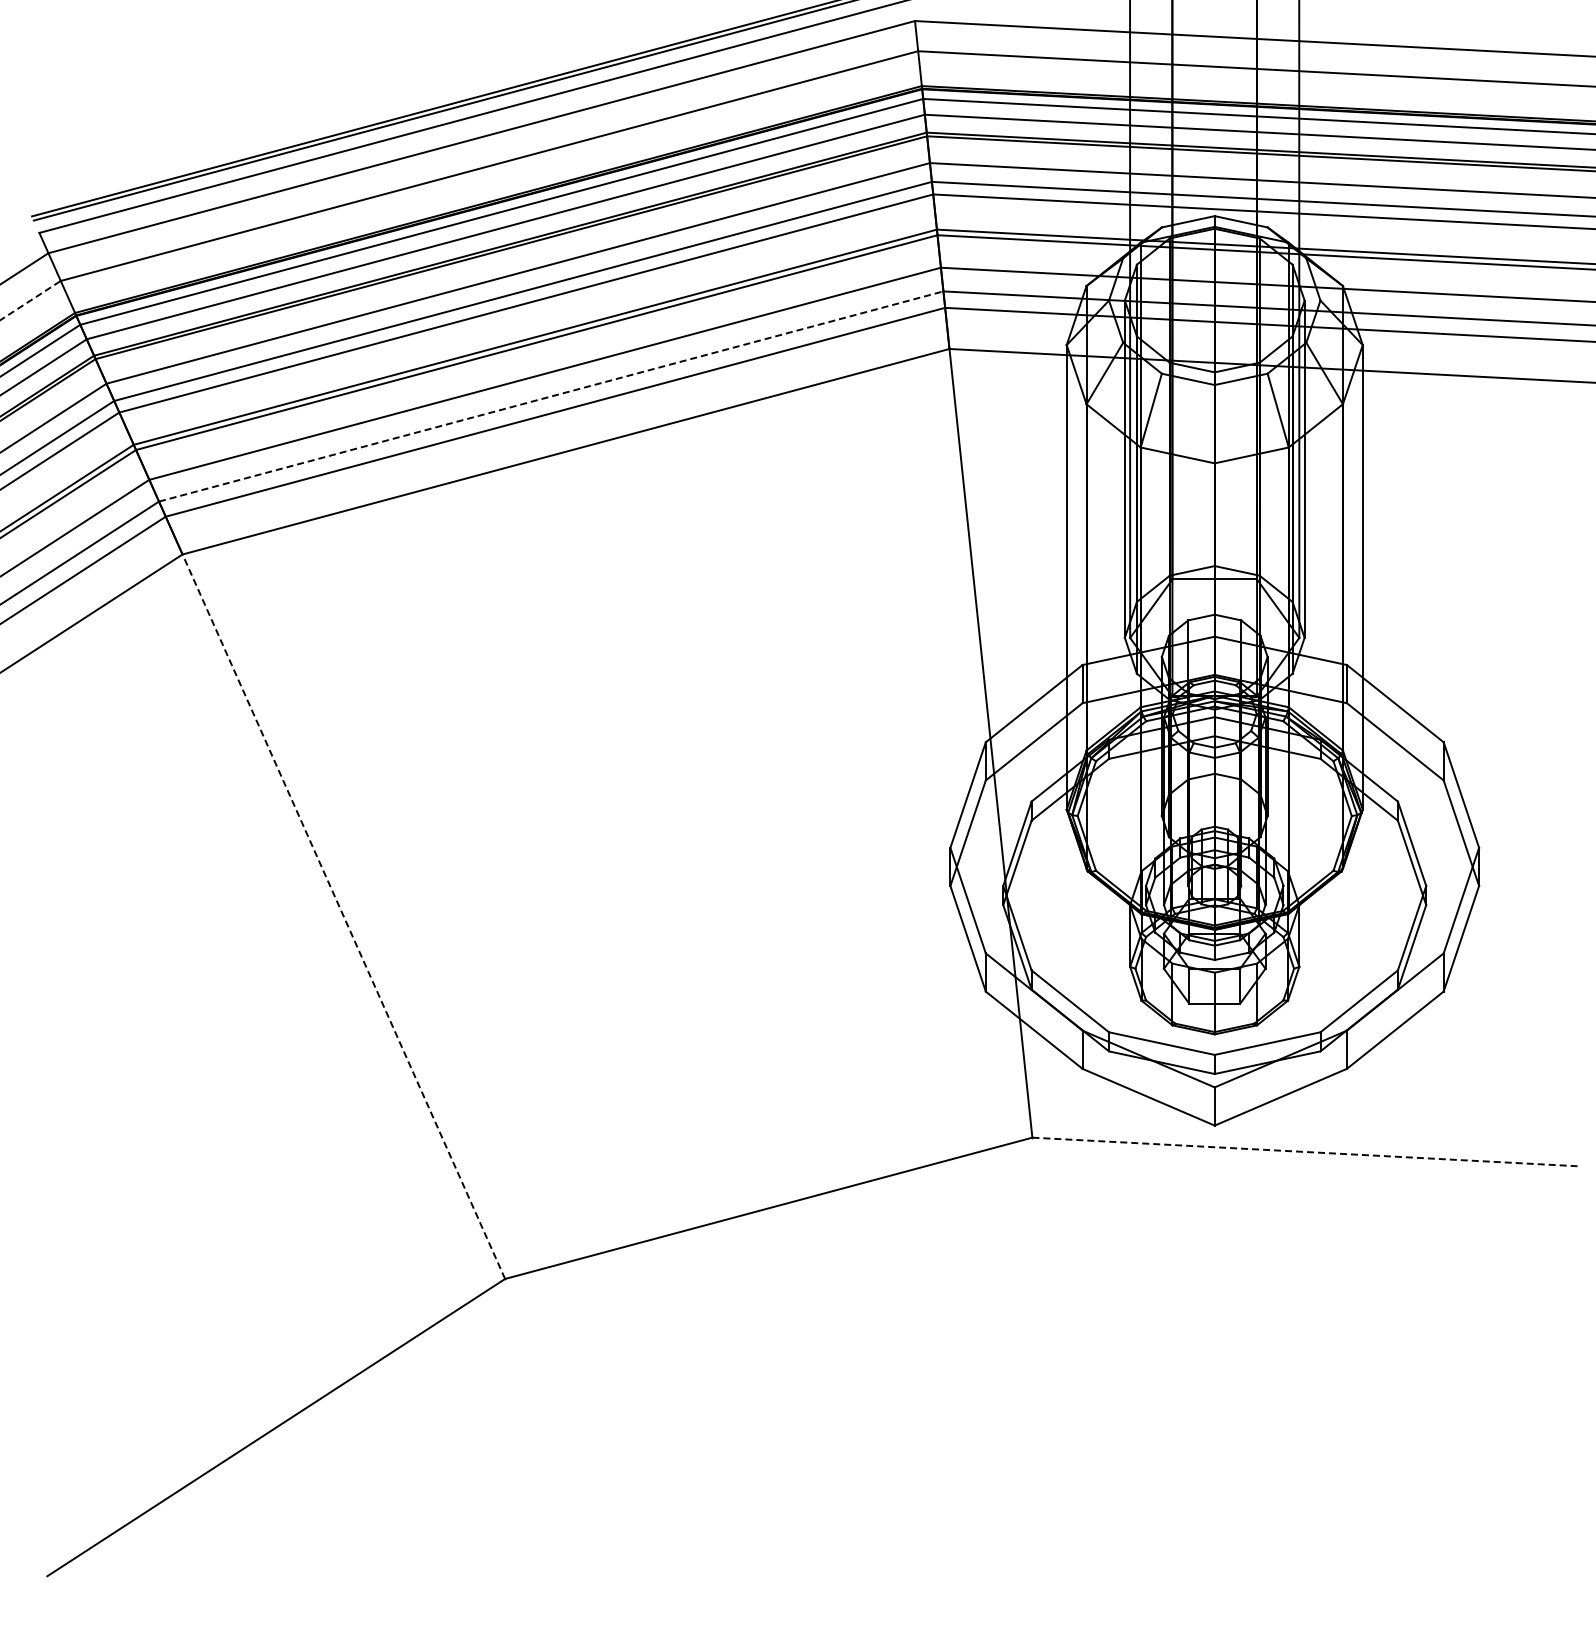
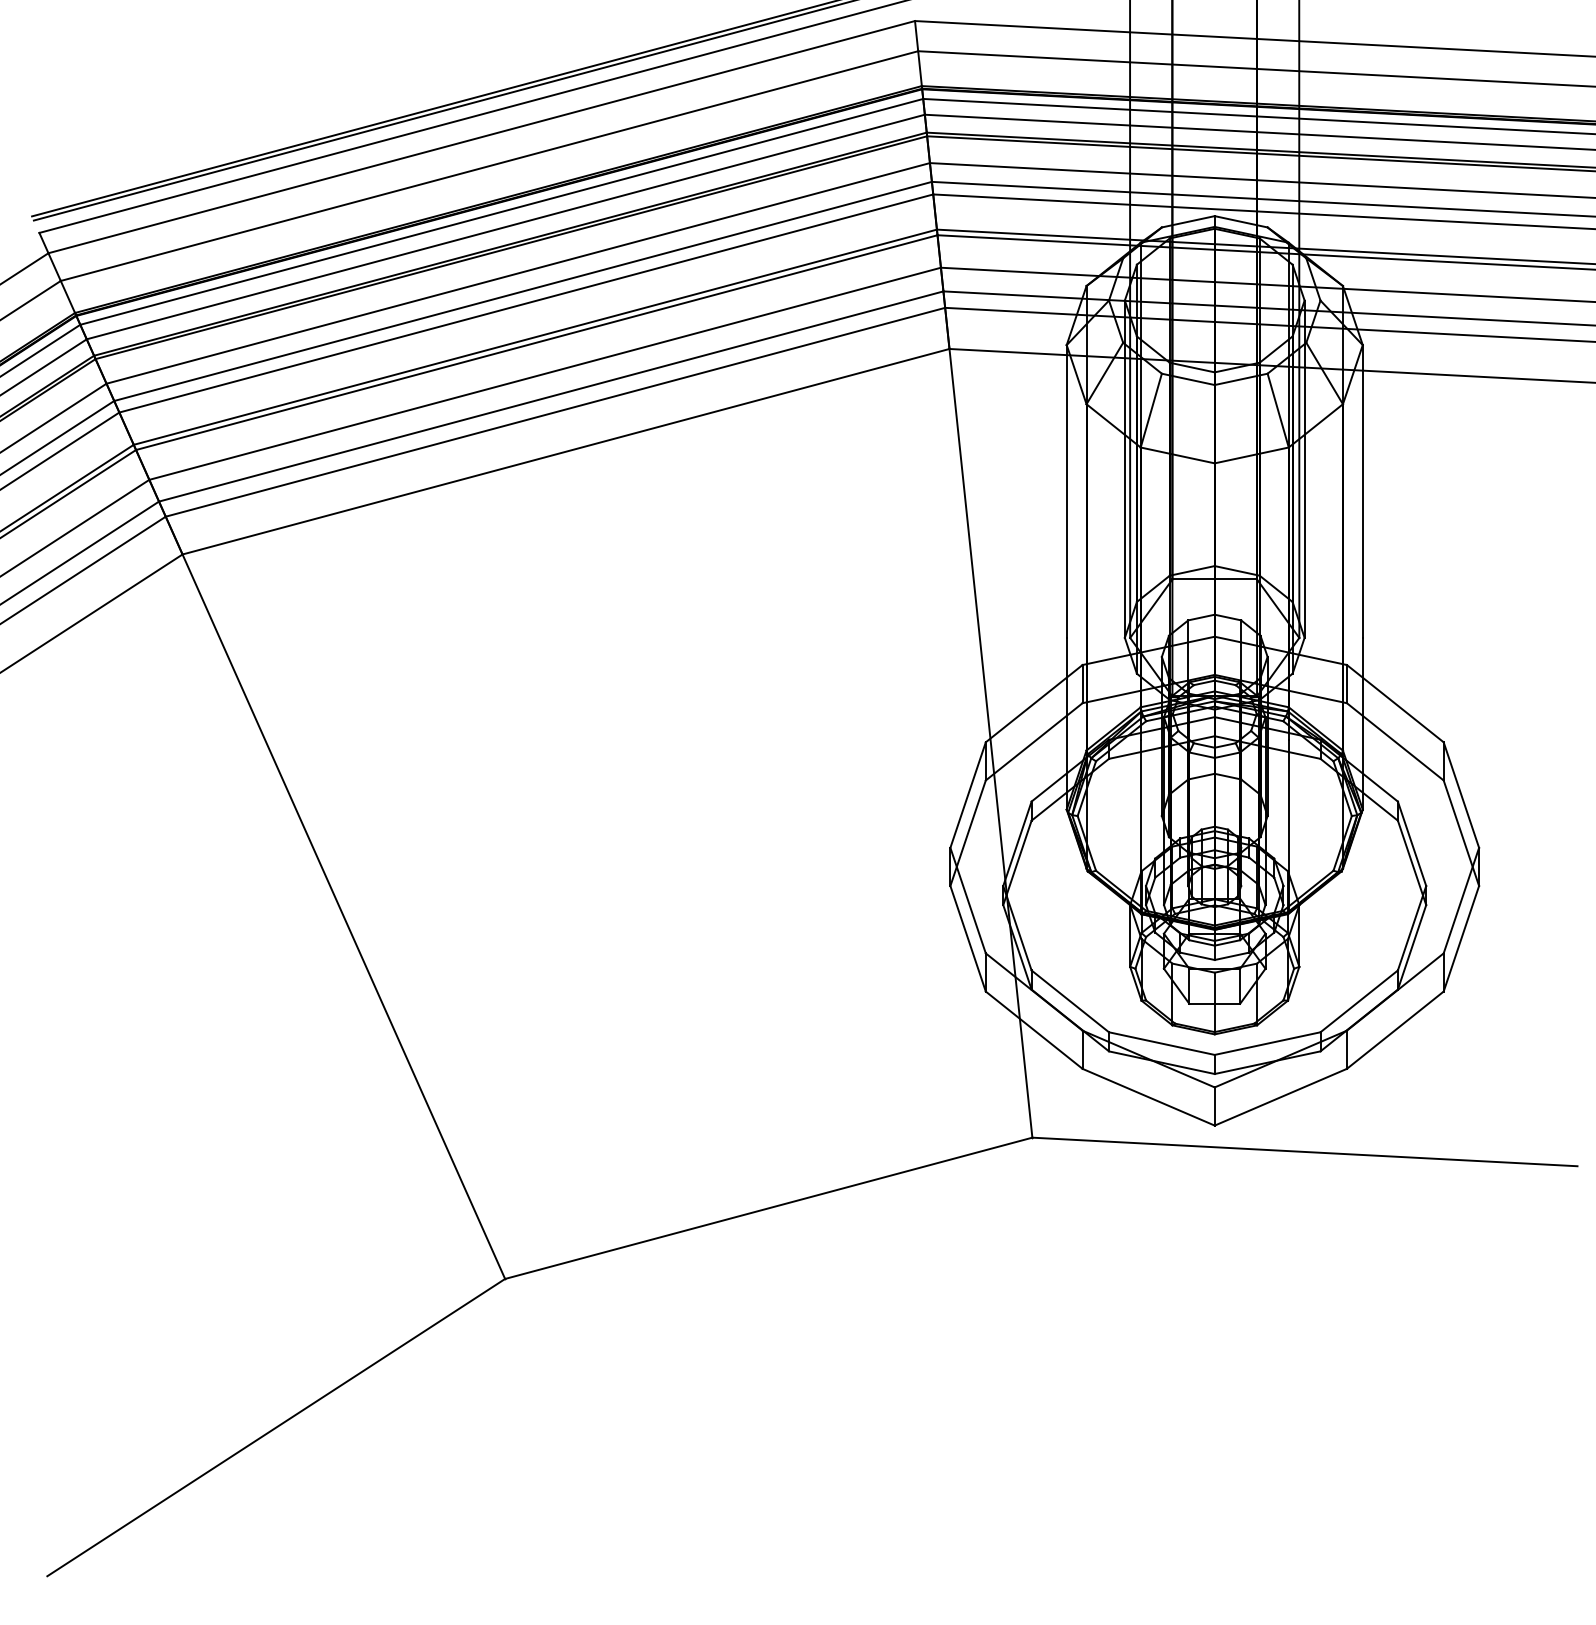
line: dashed -> solid (30, 300)
line: dashed -> solid (551, 396)
line: dashed -> solid (343, 916)
line: dashed -> solid (1304, 1151)
